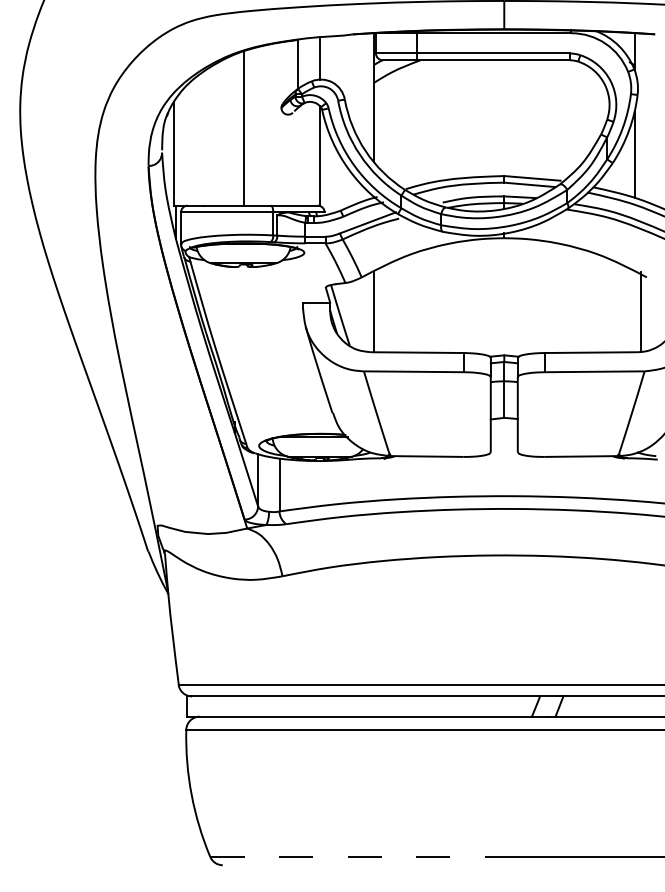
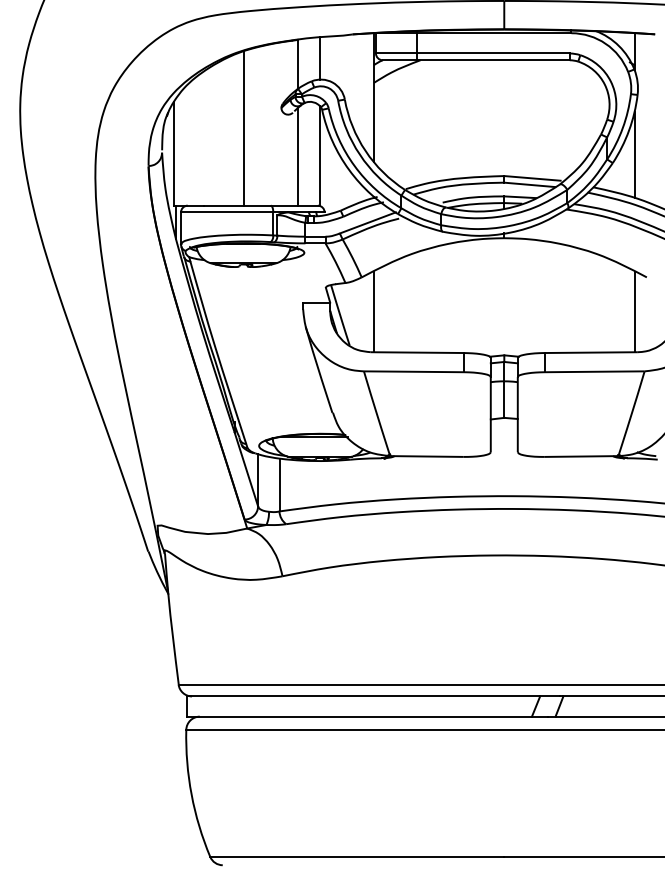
line: none -> present (297, 156)
line position: (640, 311) -> (634, 311) (634, 311)
line: dashed -> solid (357, 856)
